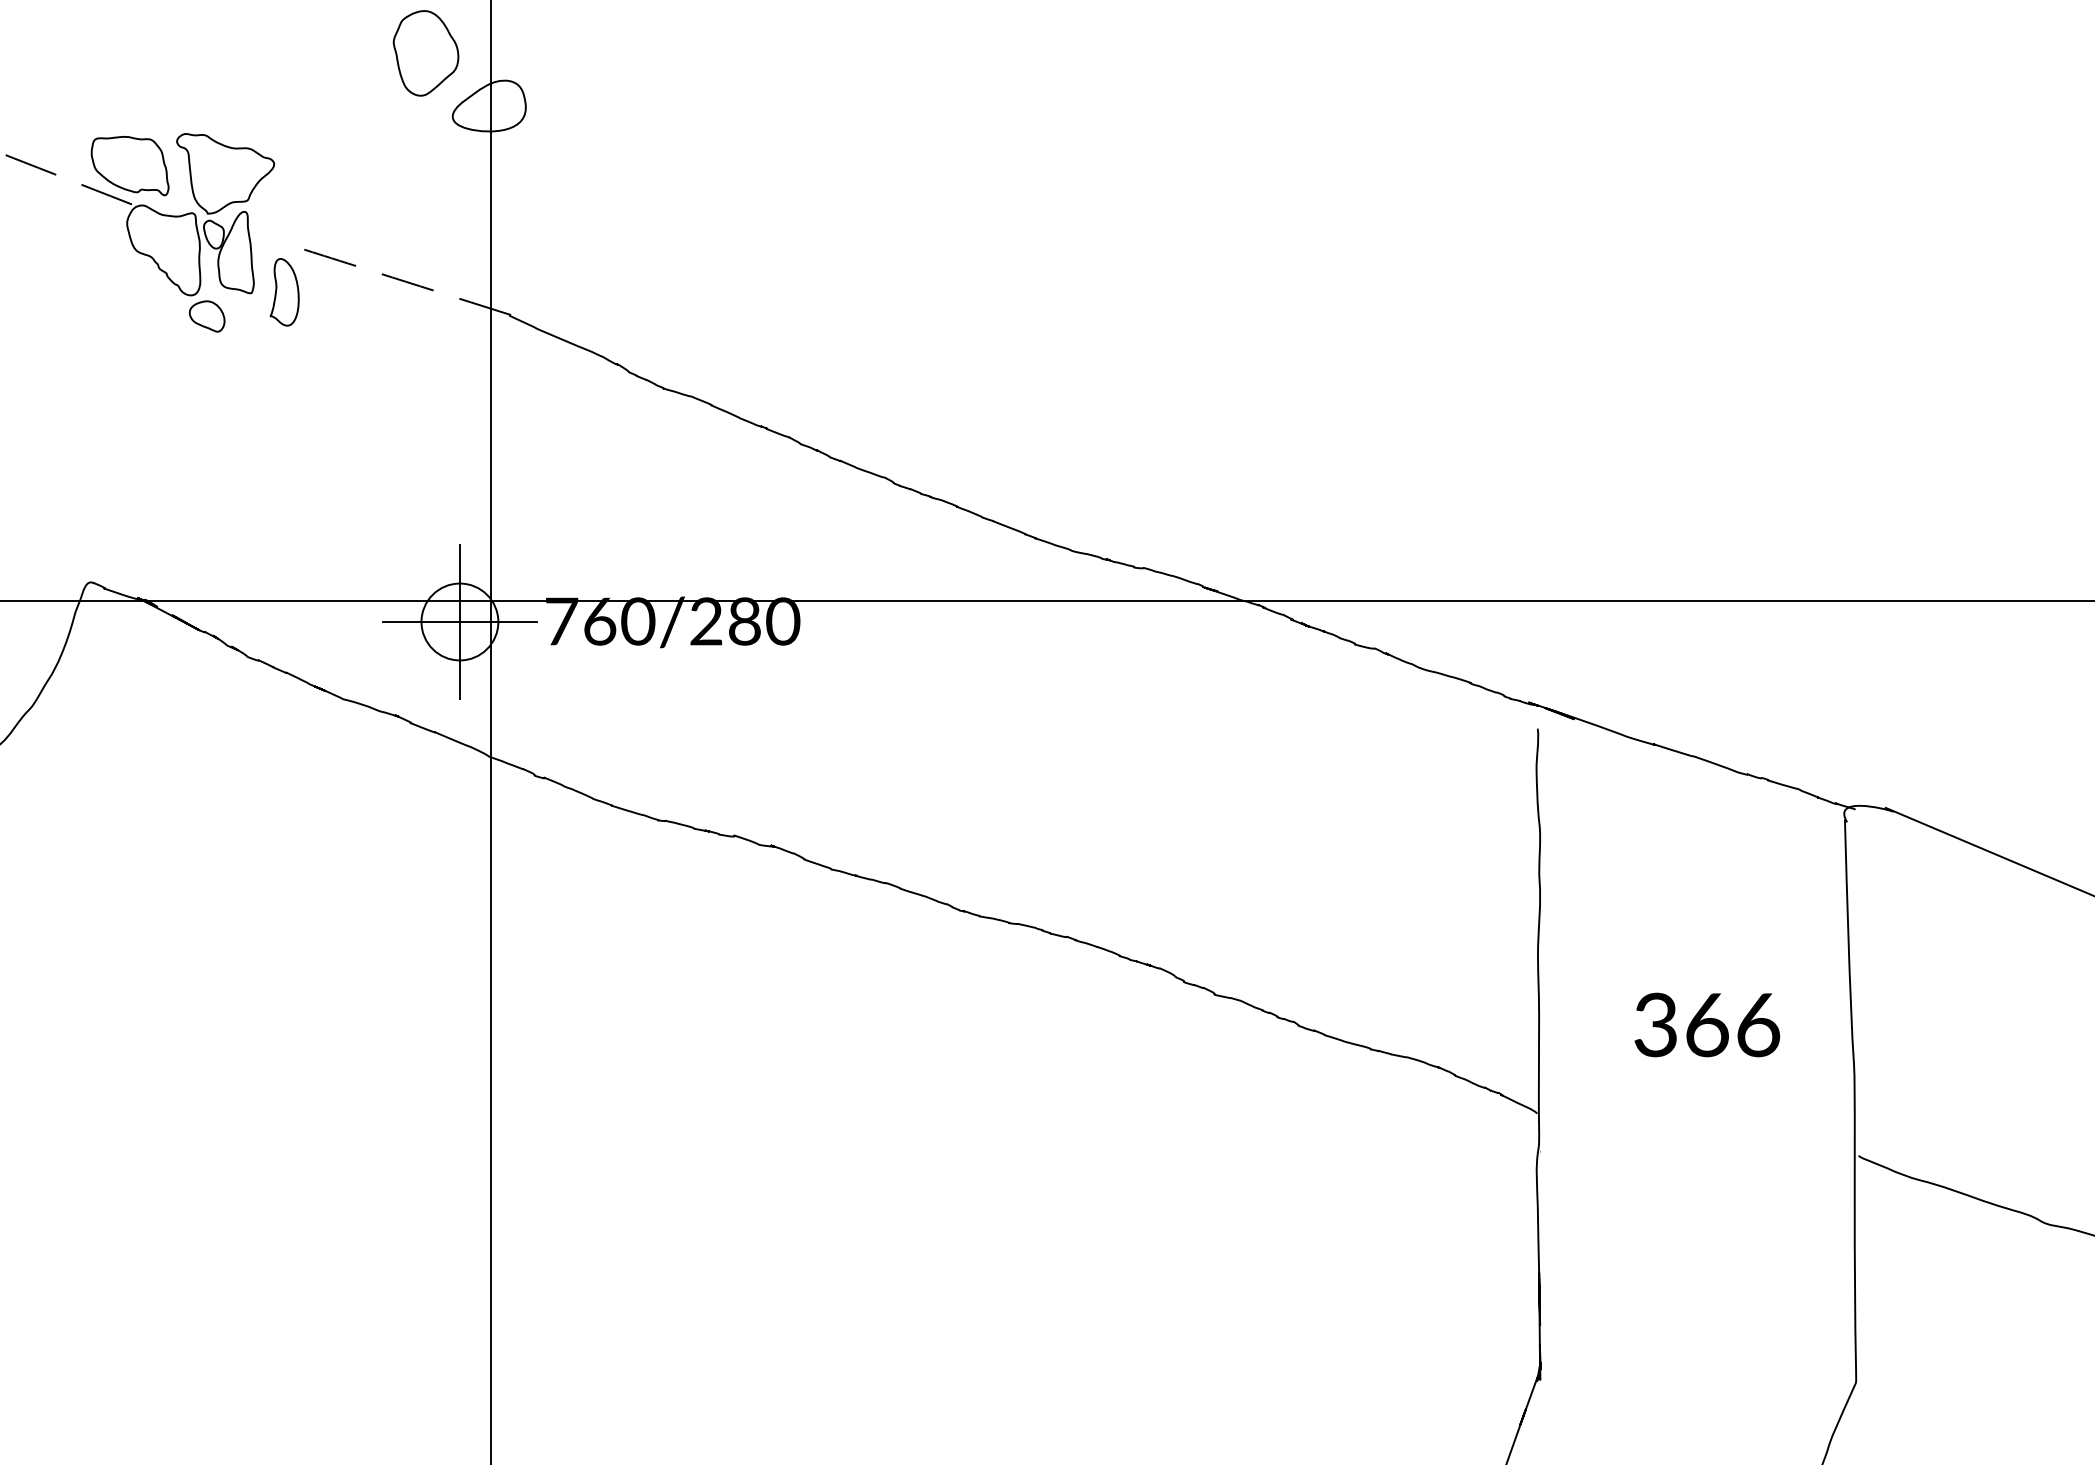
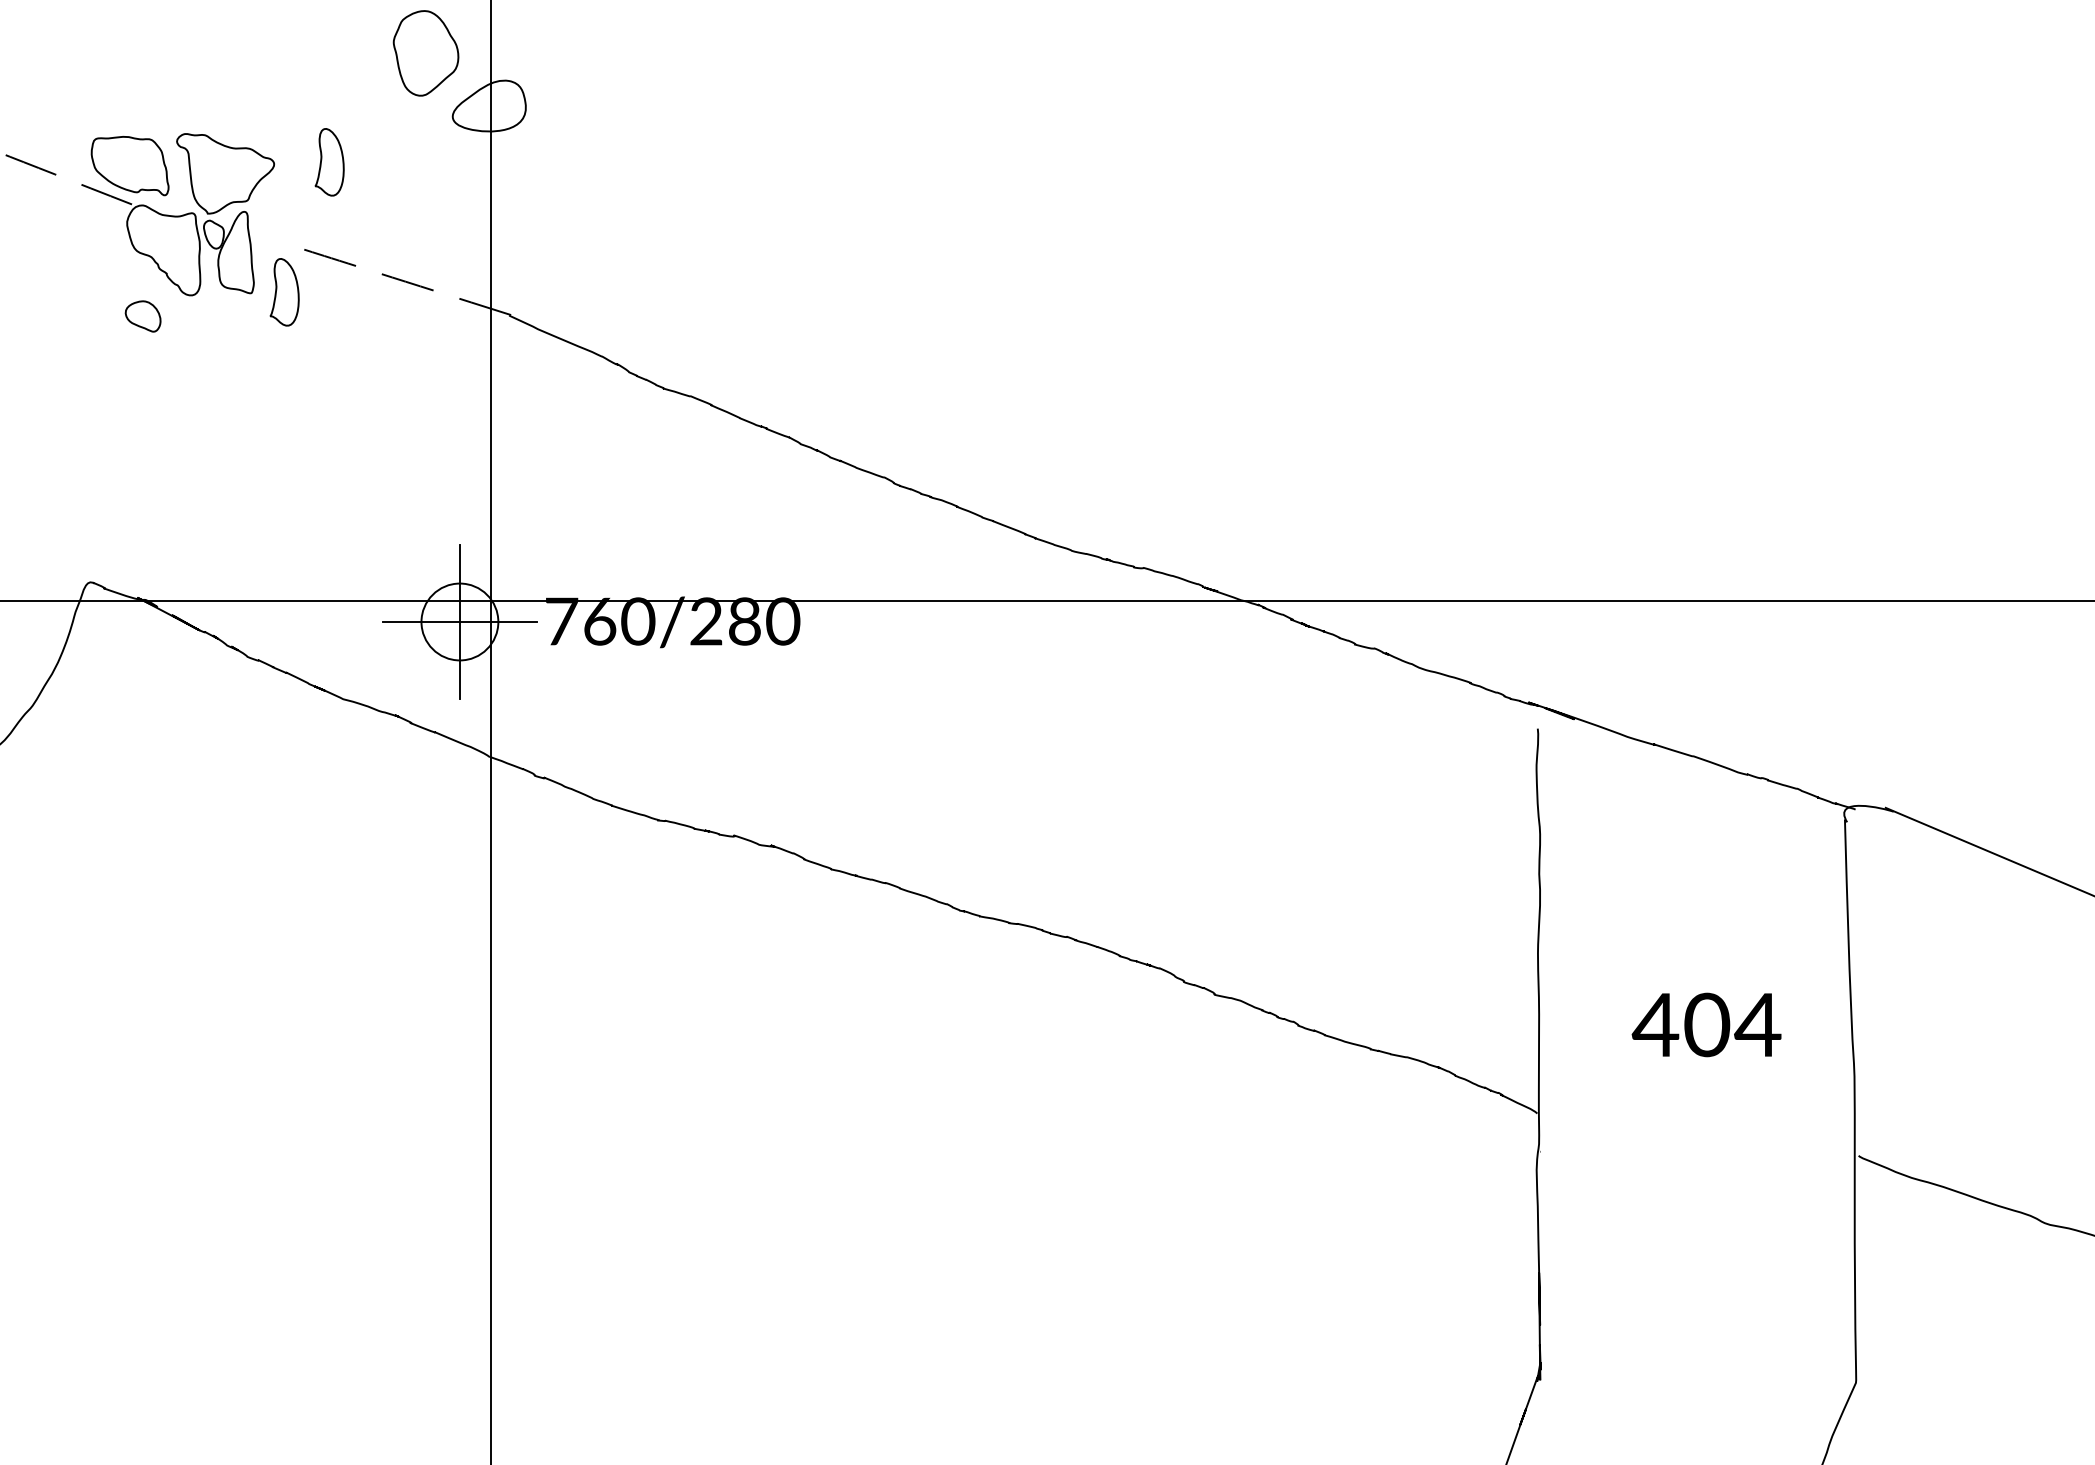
part: none -> present (329, 162)
part position: (206, 316) -> (142, 316) (142, 316)
text: 366 -> 404 (1706, 1024)
